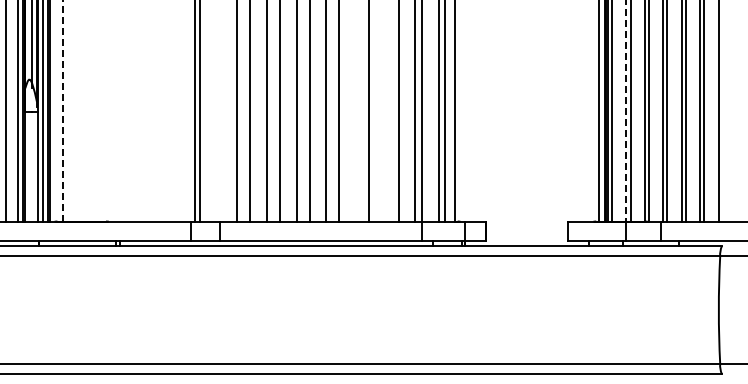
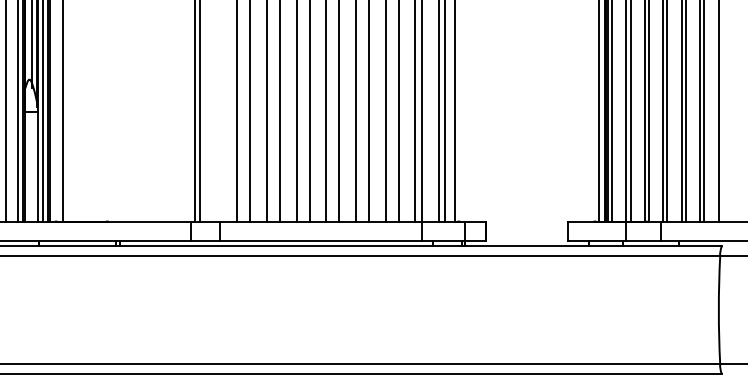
line: dashed -> solid (63, 110)
line: none -> present (356, 111)
line: none -> present (385, 111)
line: dashed -> solid (626, 111)
